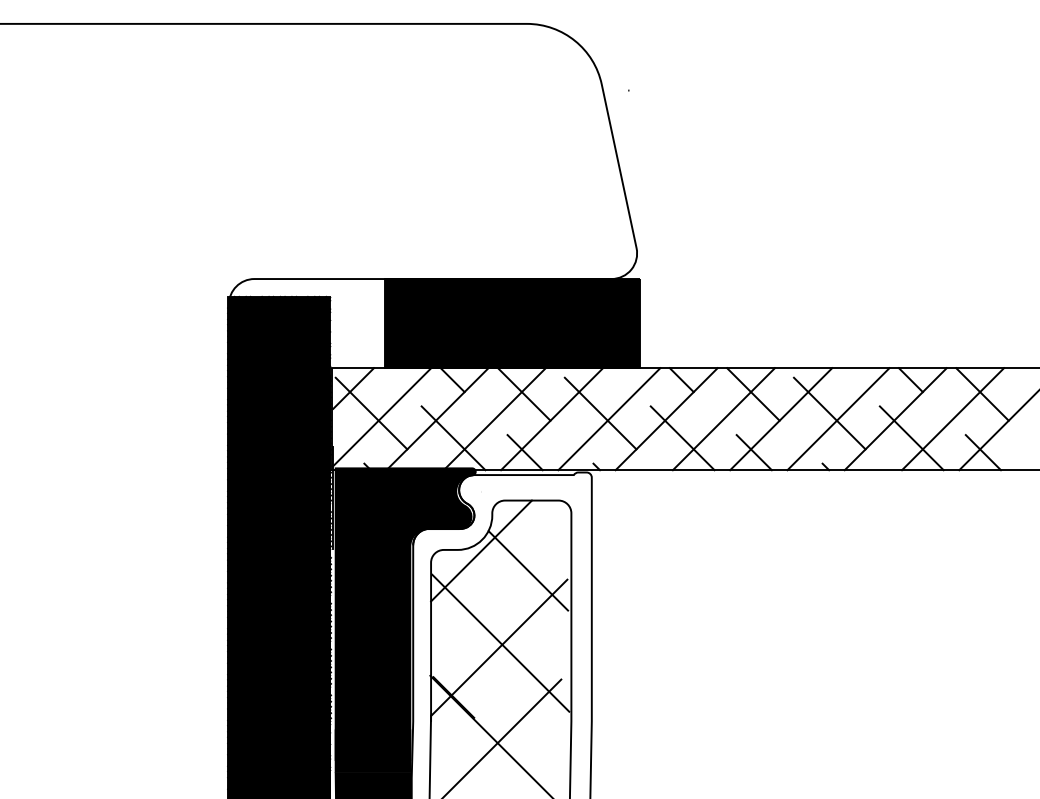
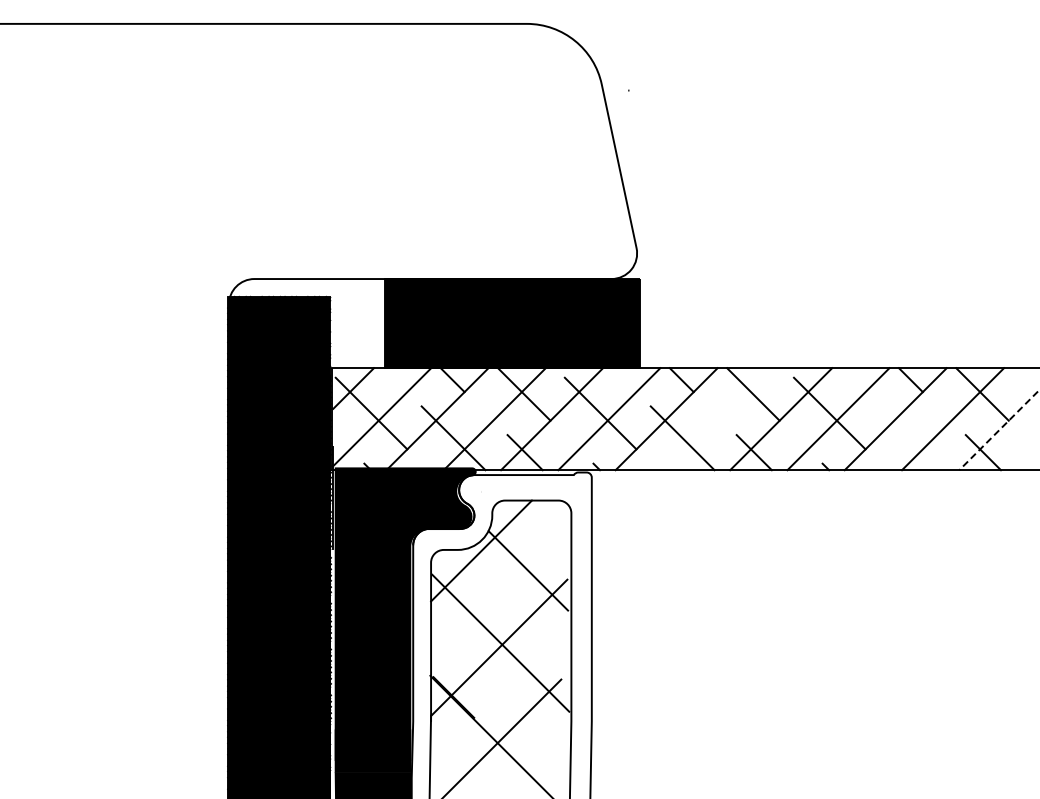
line: present -> none (723, 419)
line: solid -> dashed (999, 430)
line: present -> none (911, 438)
